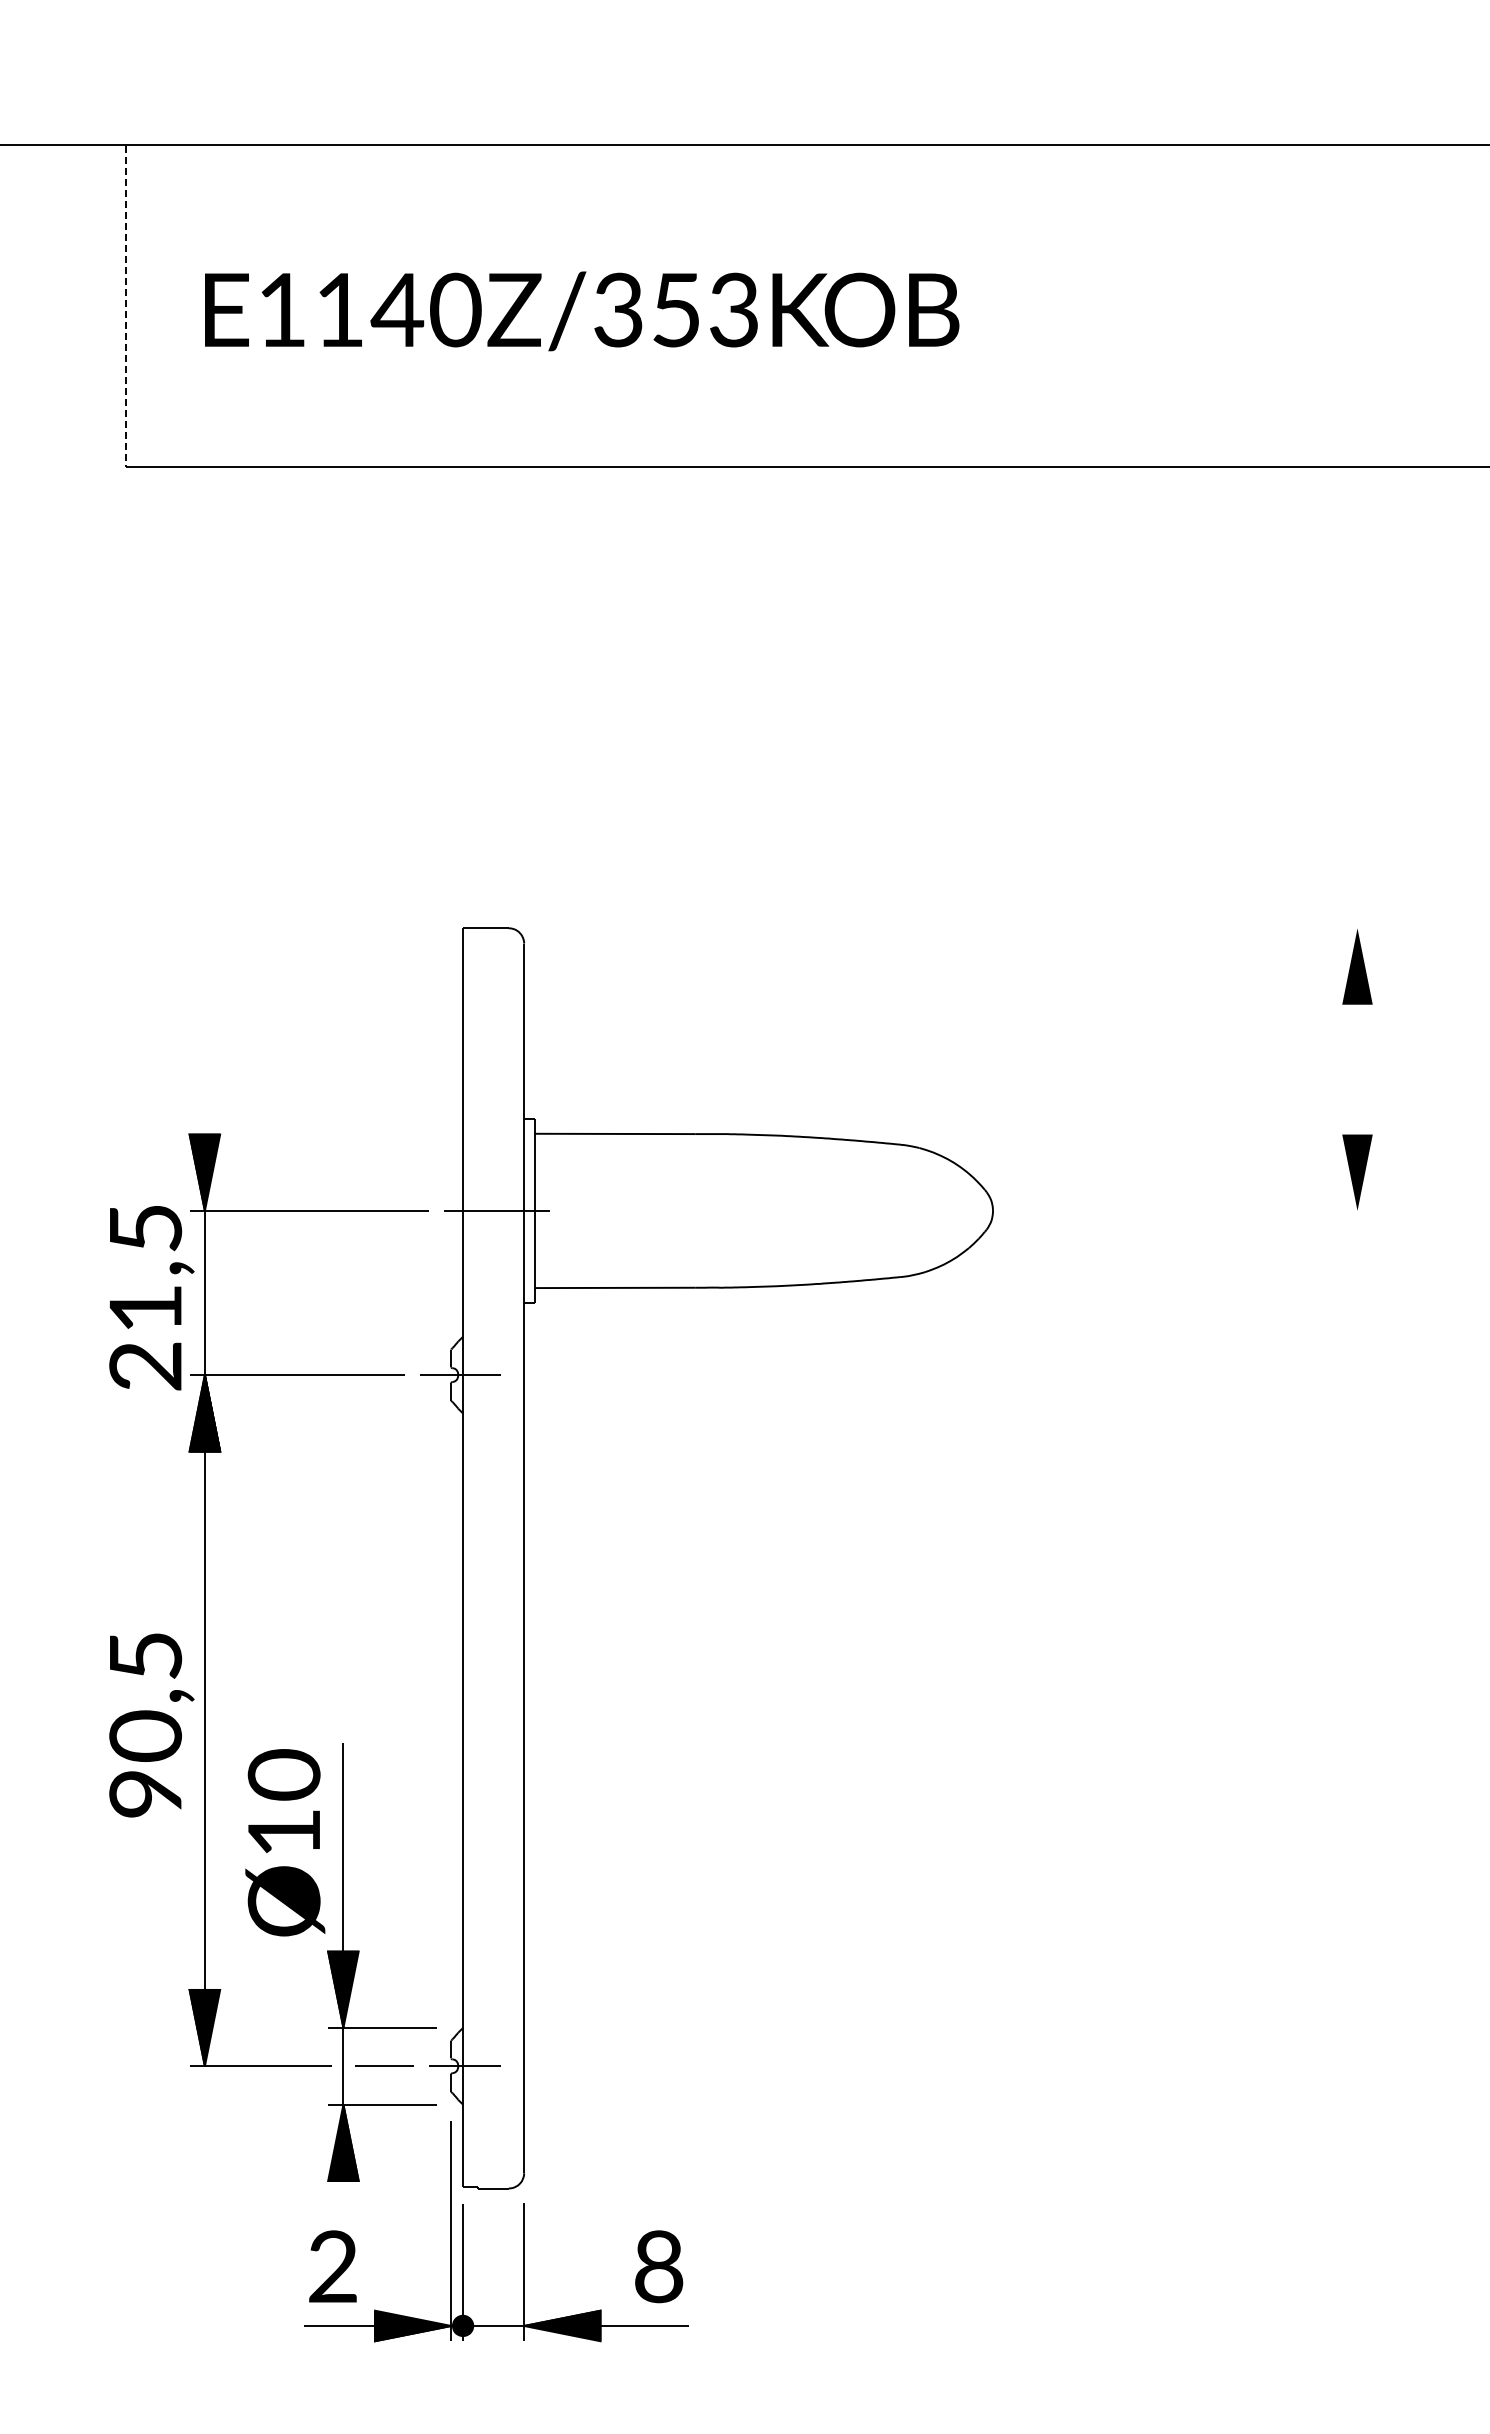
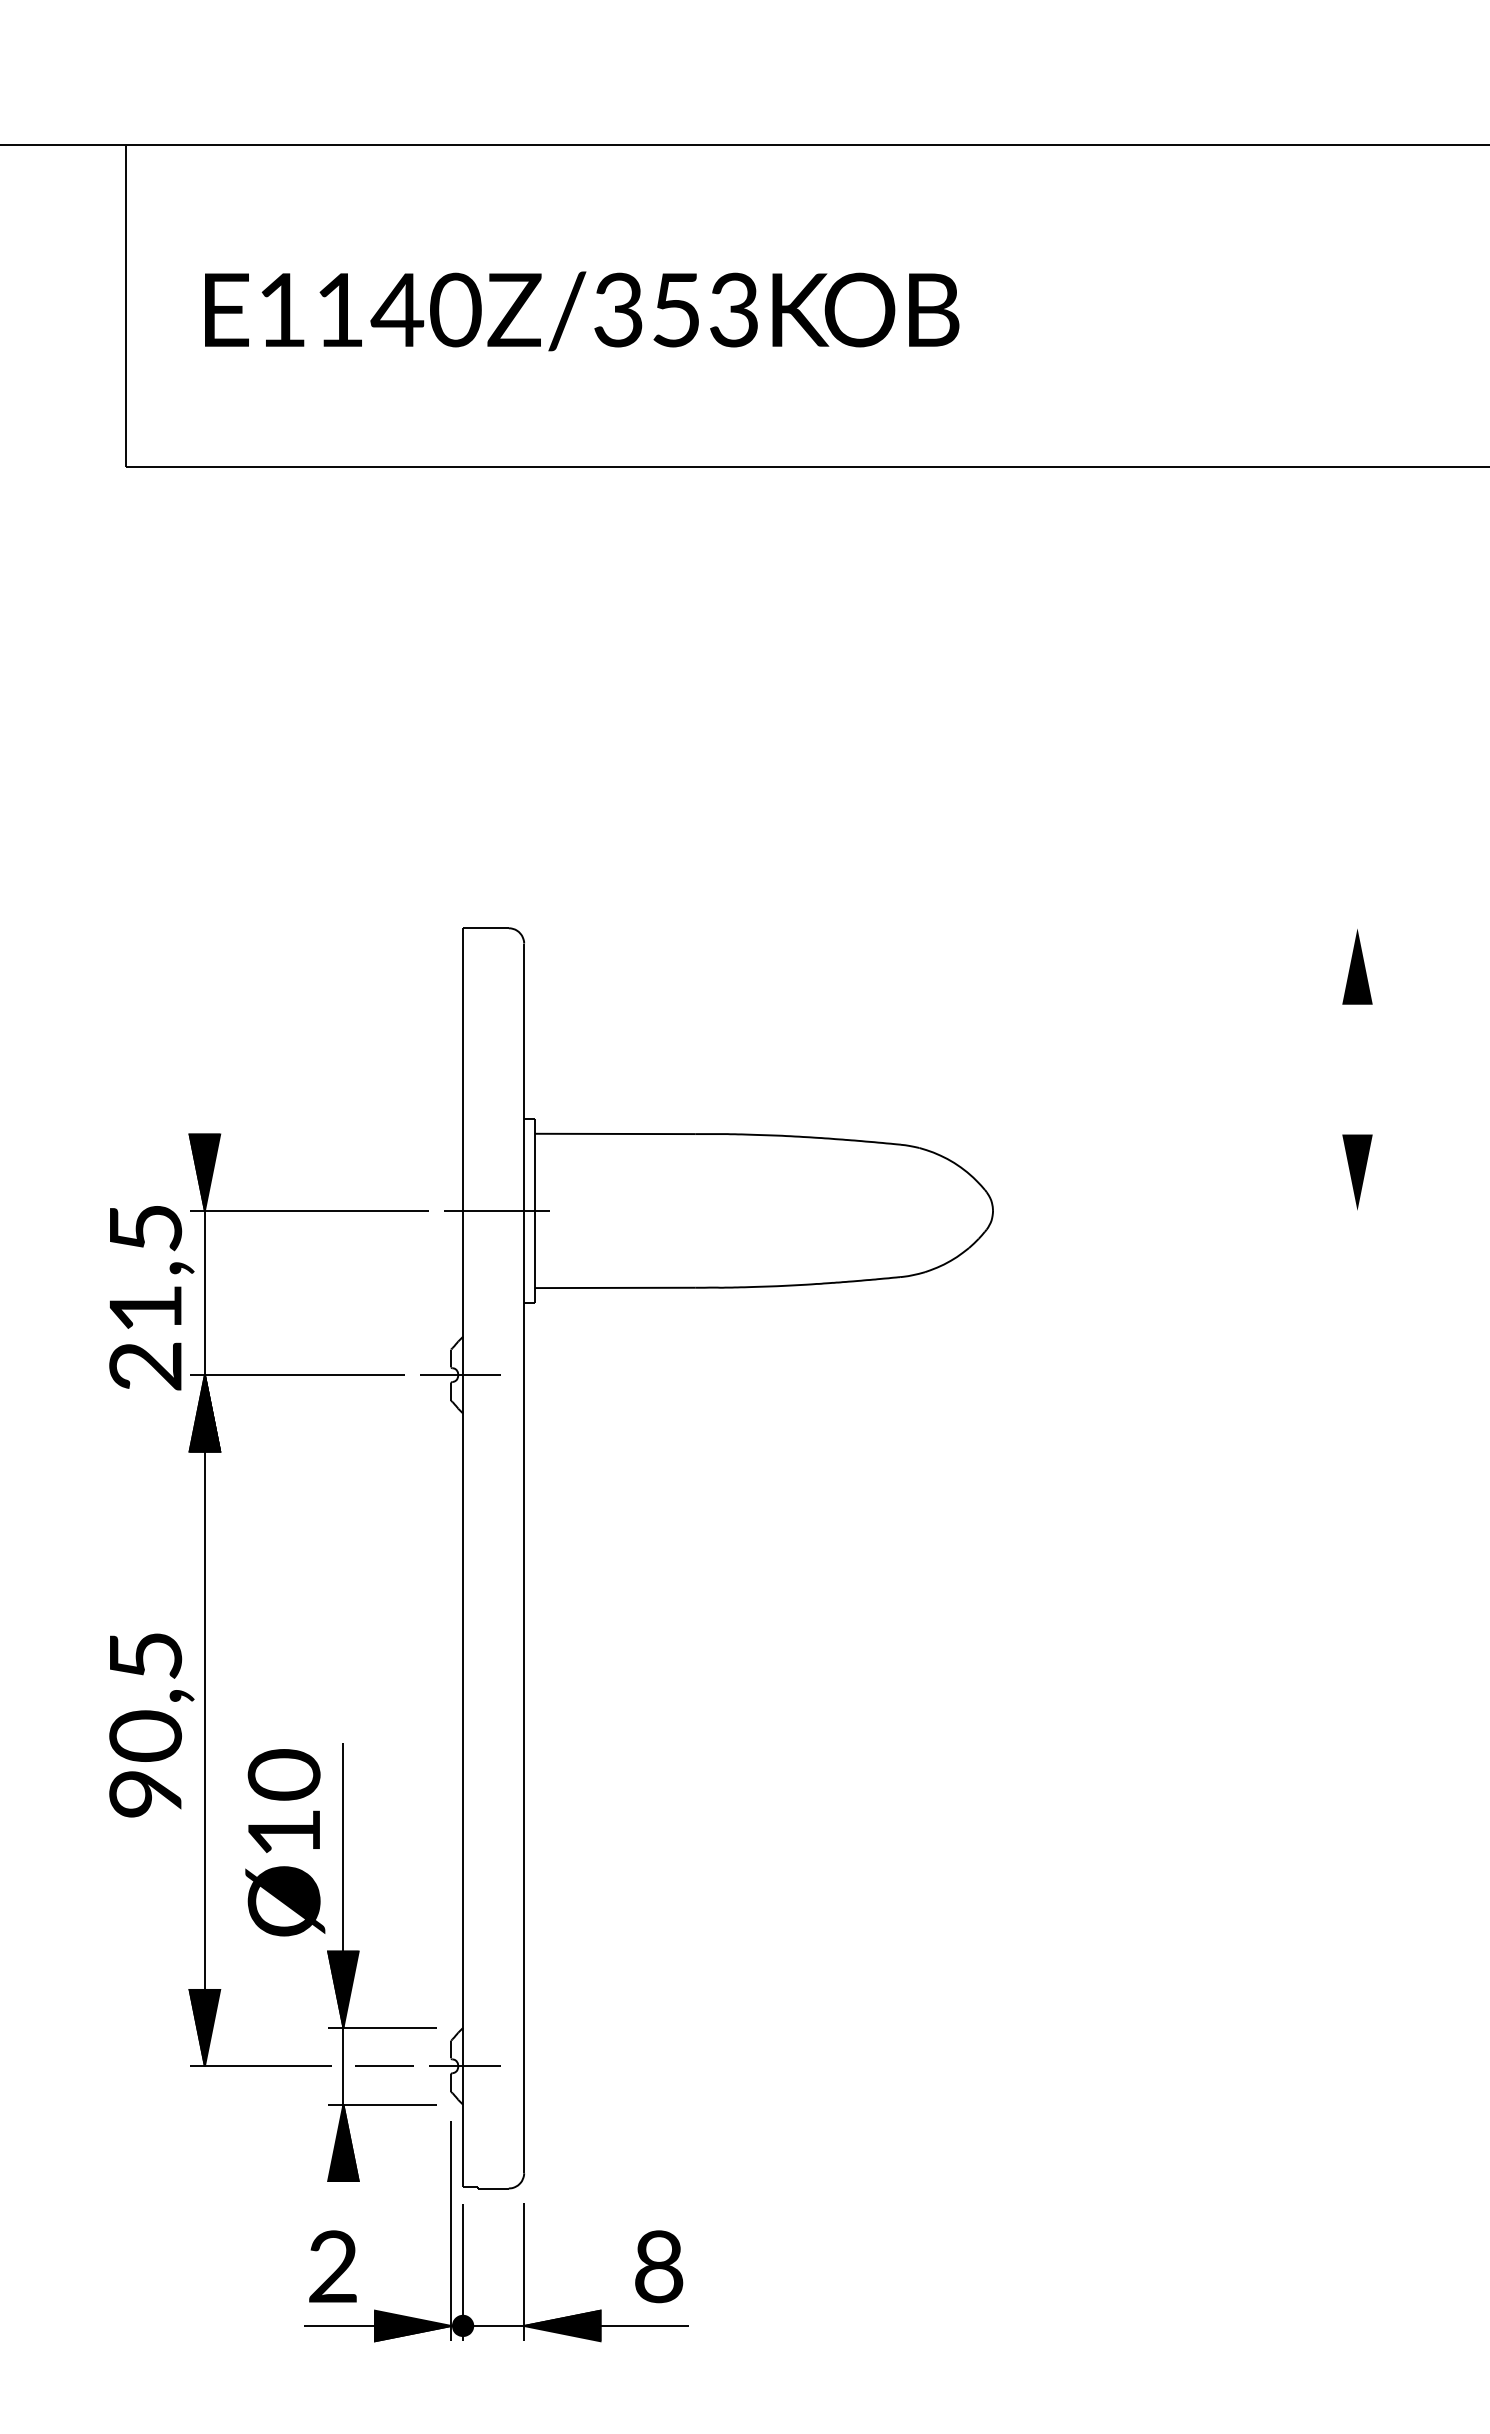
line: dashed -> solid (125, 306)
